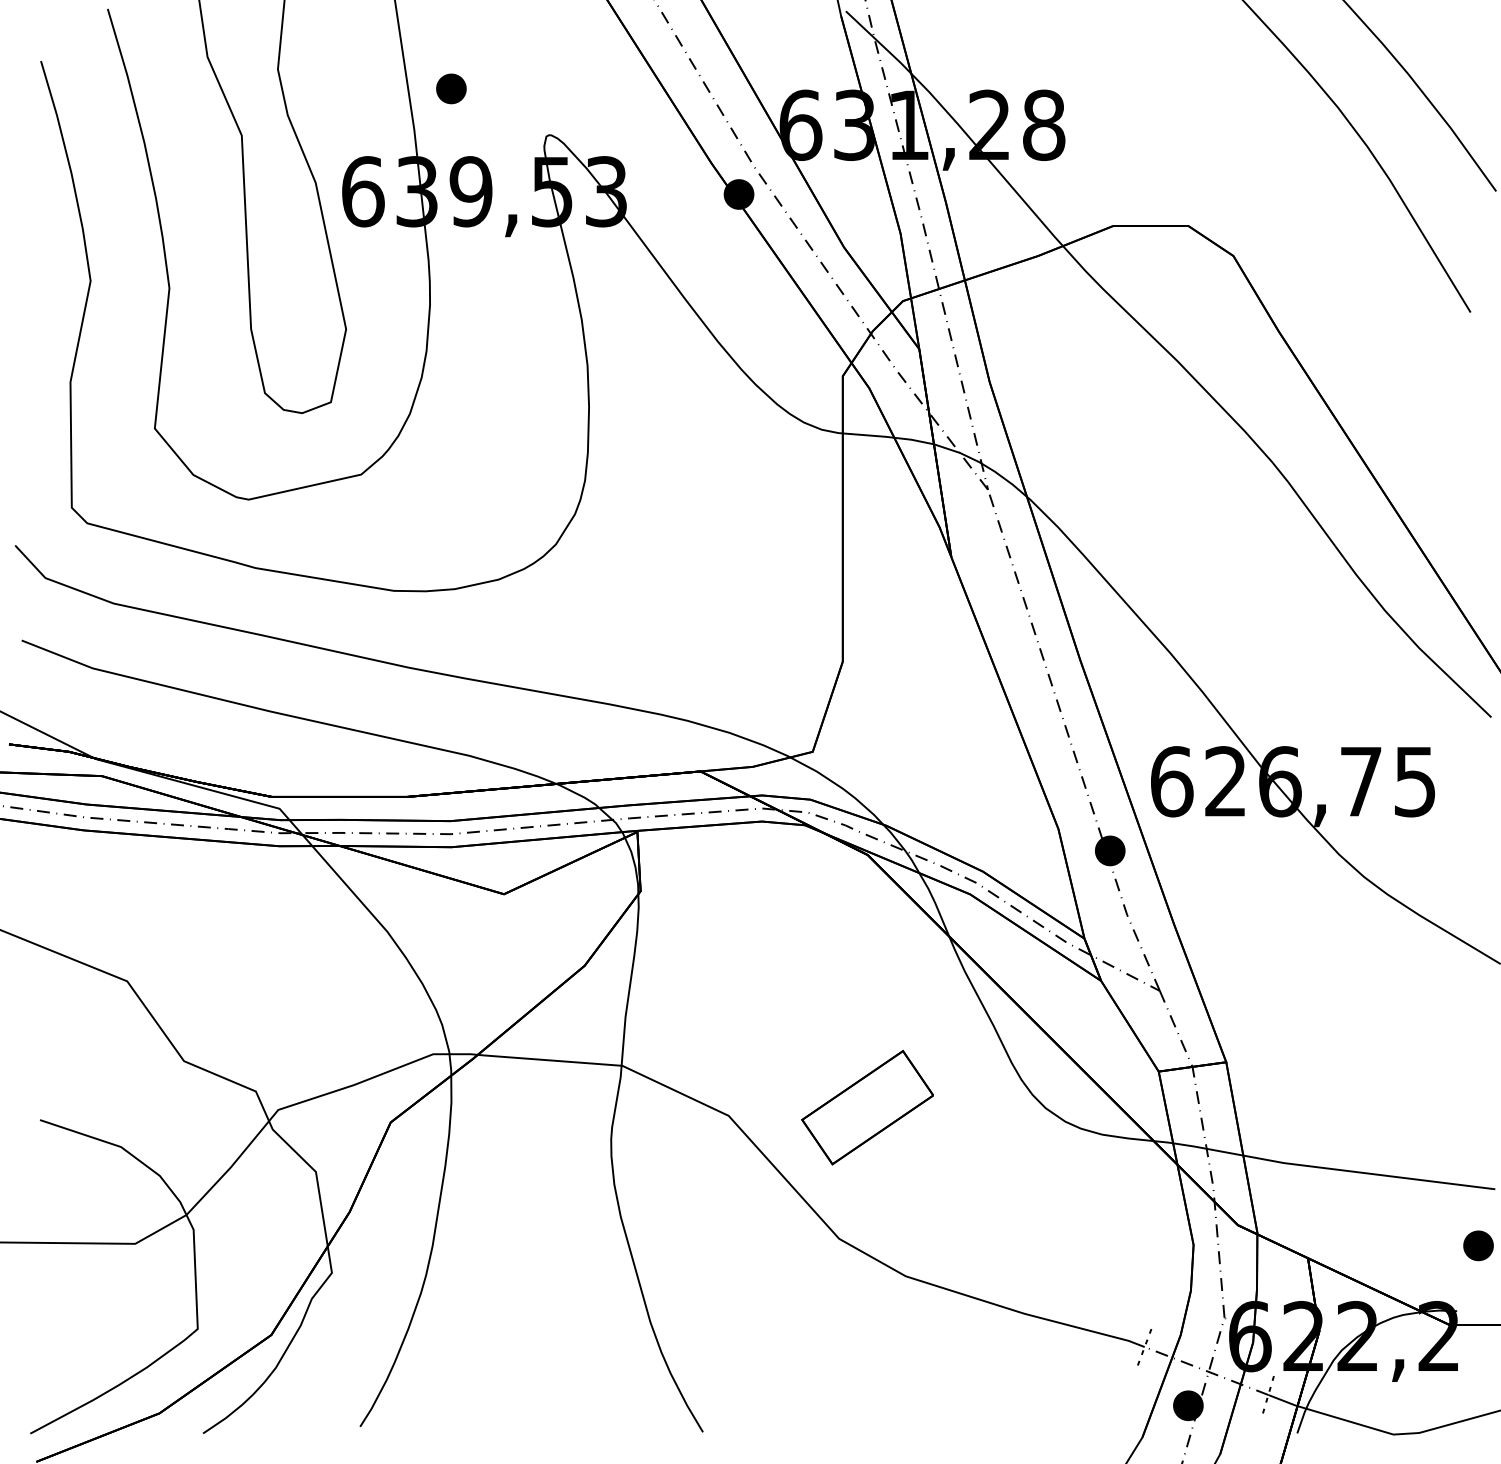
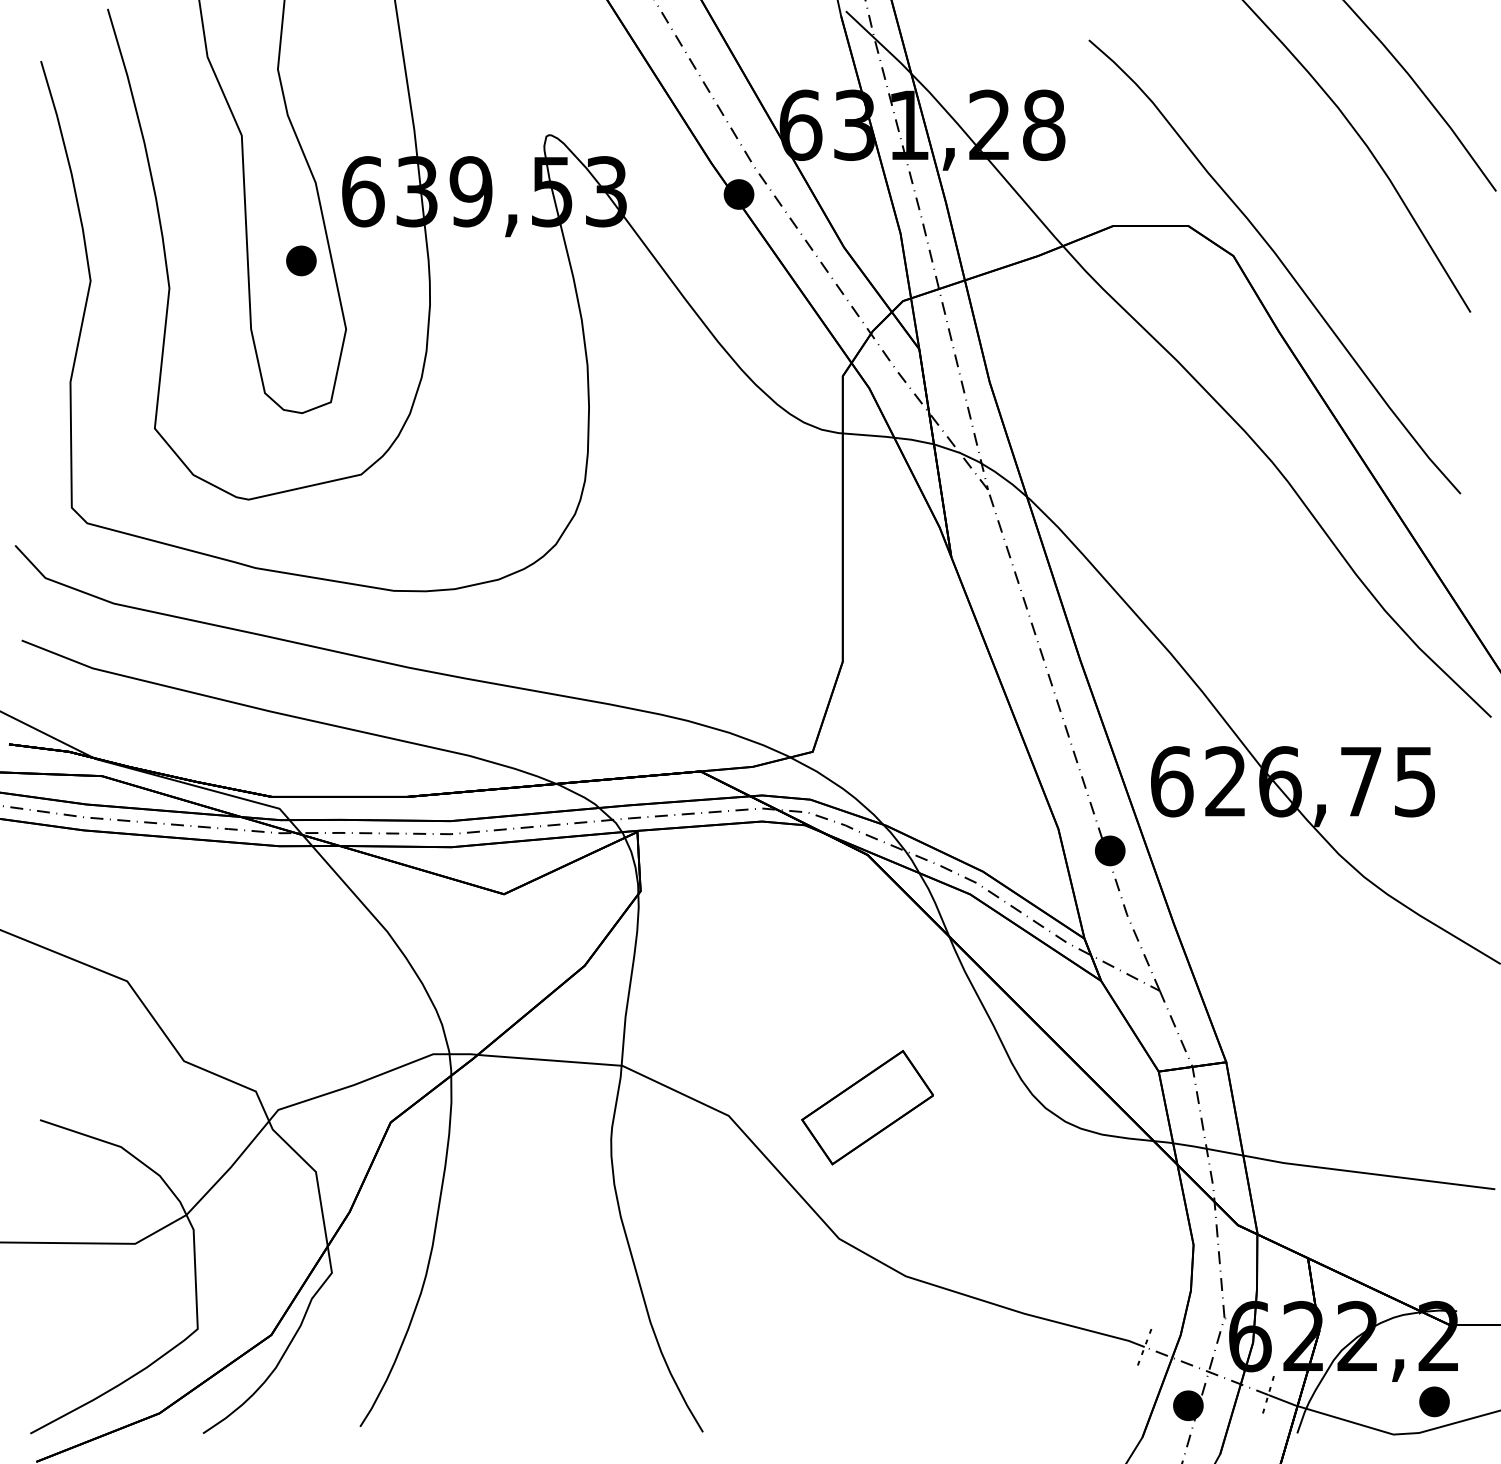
part position: (451, 88) -> (301, 260) (301, 260)
curve: none -> present (1280, 262)
part position: (1478, 1245) -> (1434, 1401) (1434, 1401)
